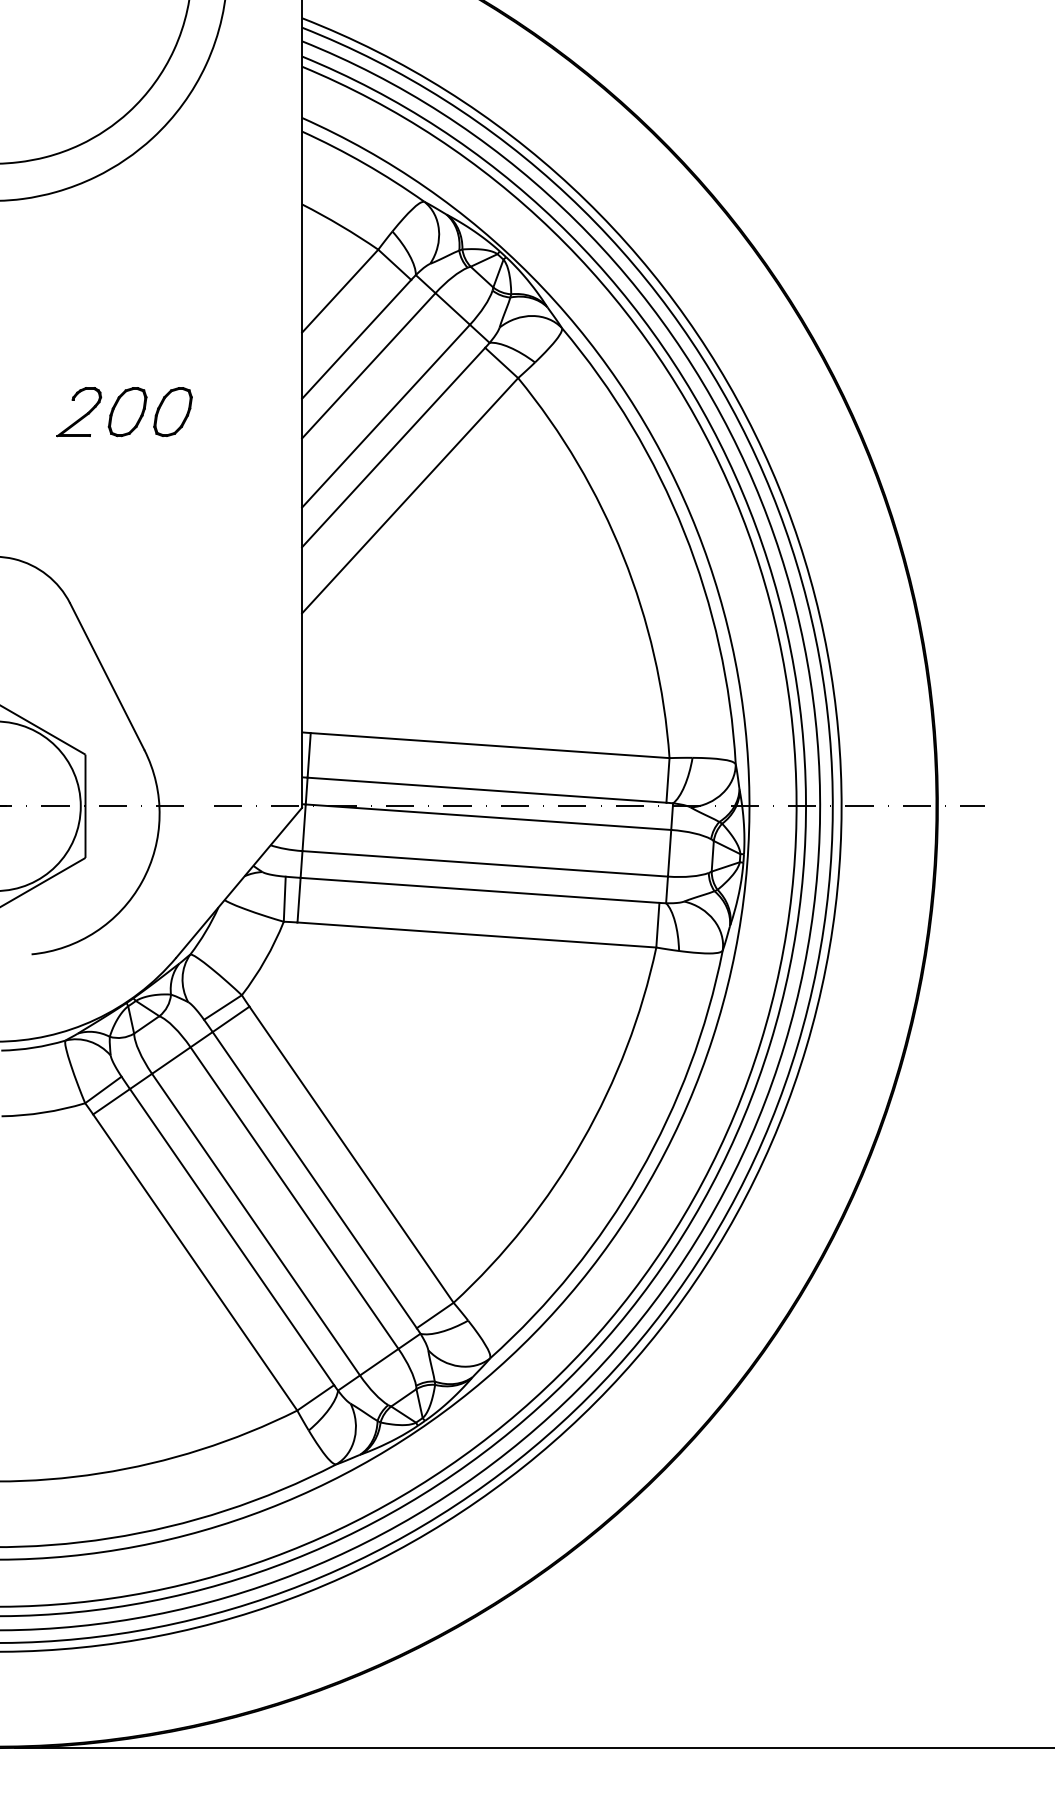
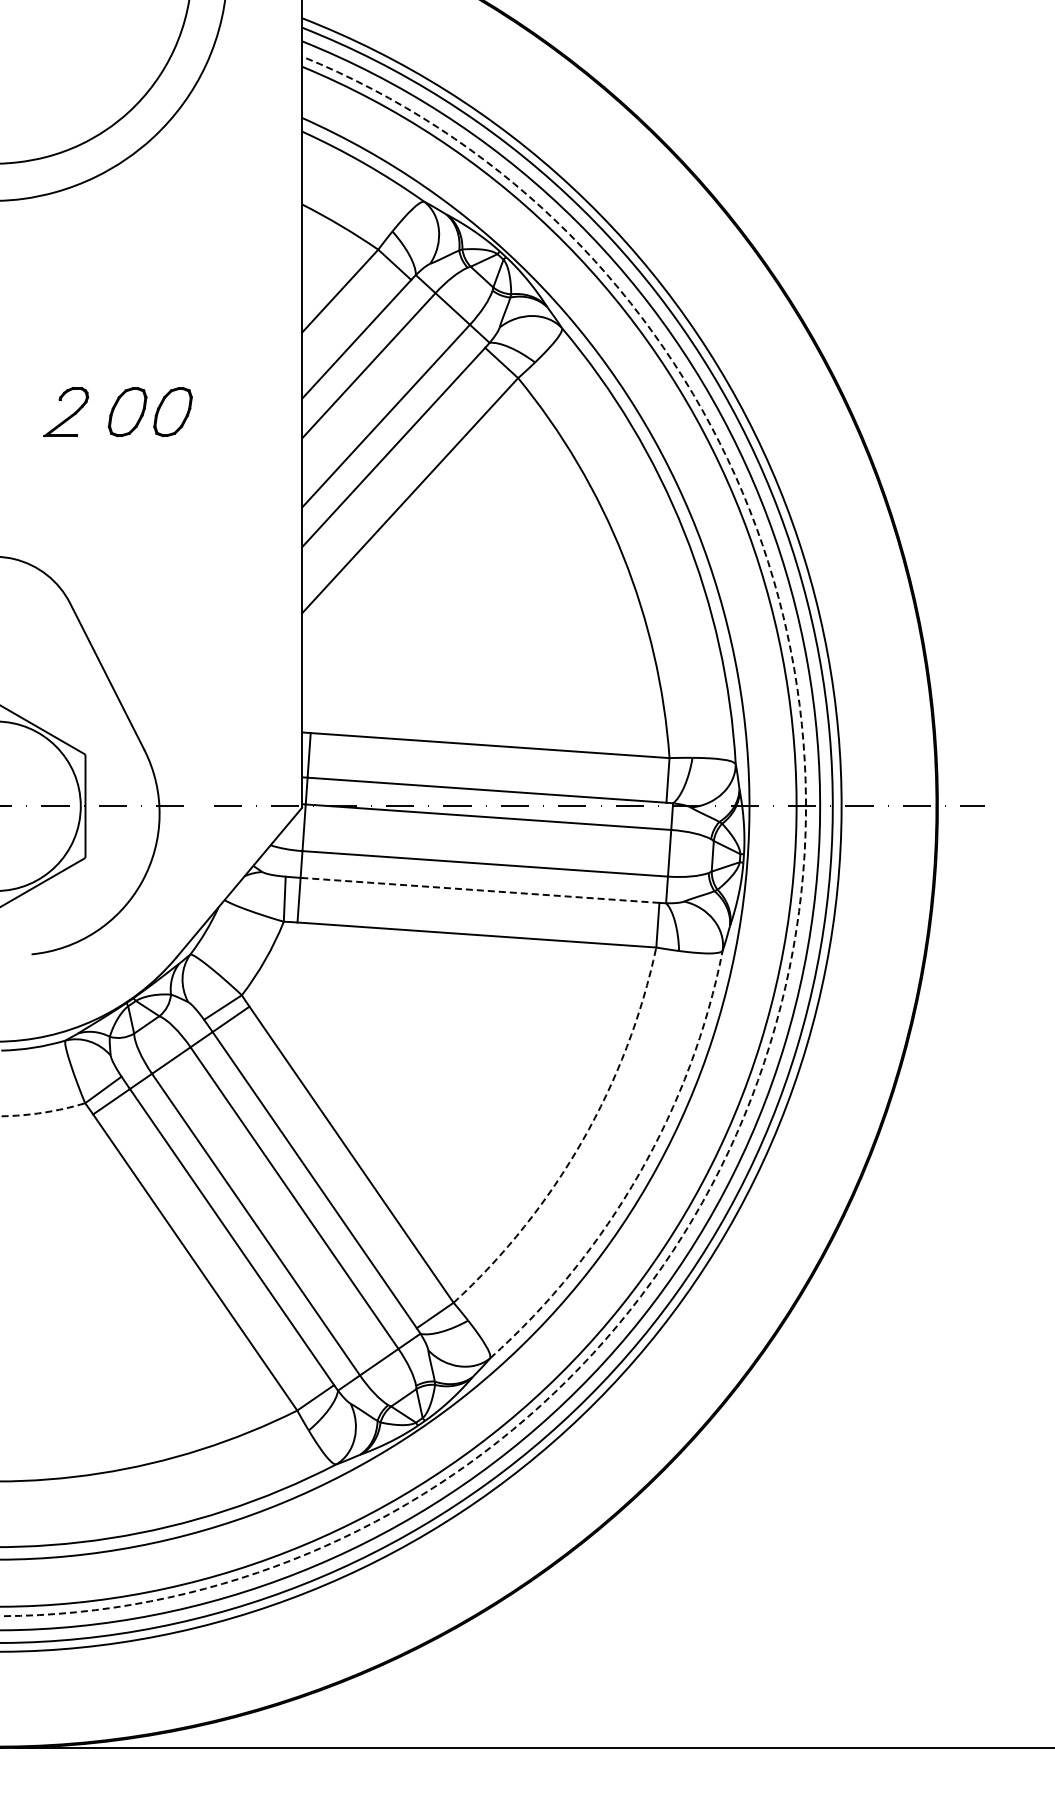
part position: (79, 412) -> (66, 412) (66, 412)
line: solid -> dashed (480, 890)
arc: solid -> dashed (791, 959)
arc: solid -> dashed (43, 1112)
arc: solid -> dashed (582, 1140)
arc: solid -> dashed (639, 1173)
